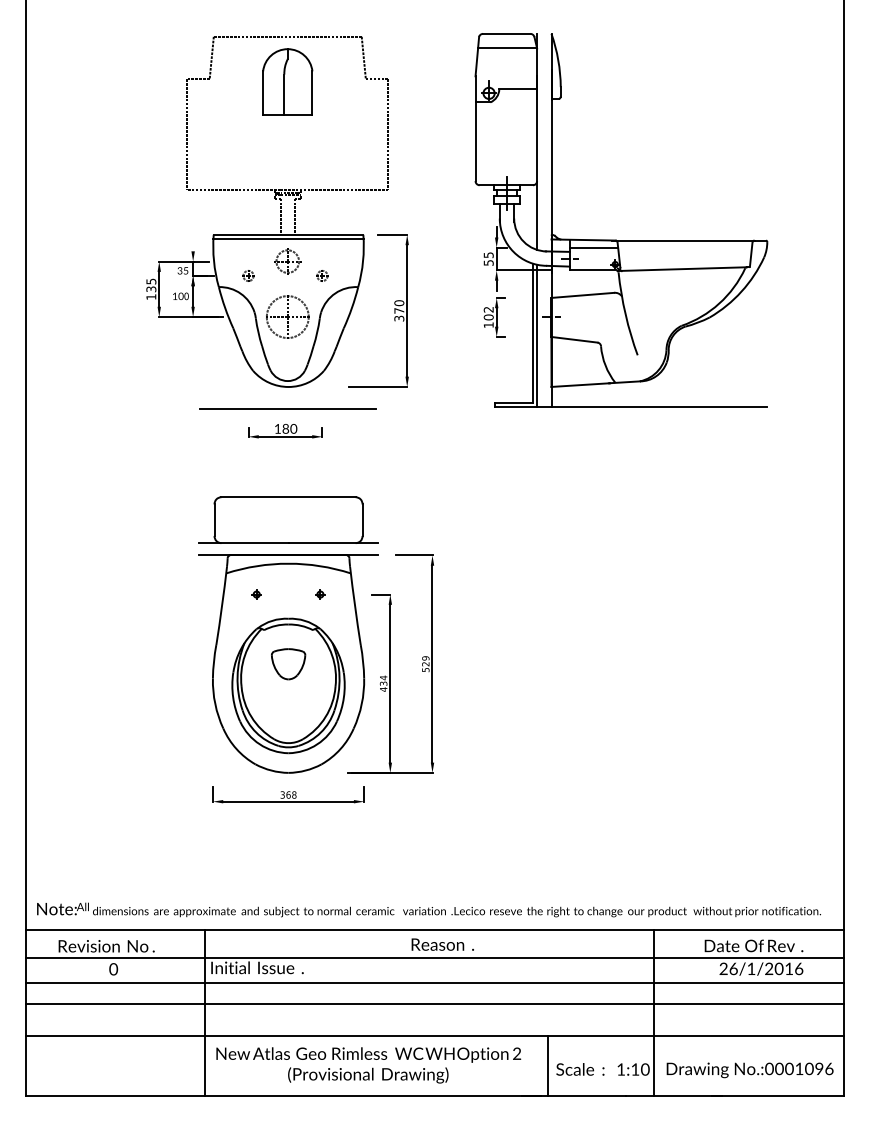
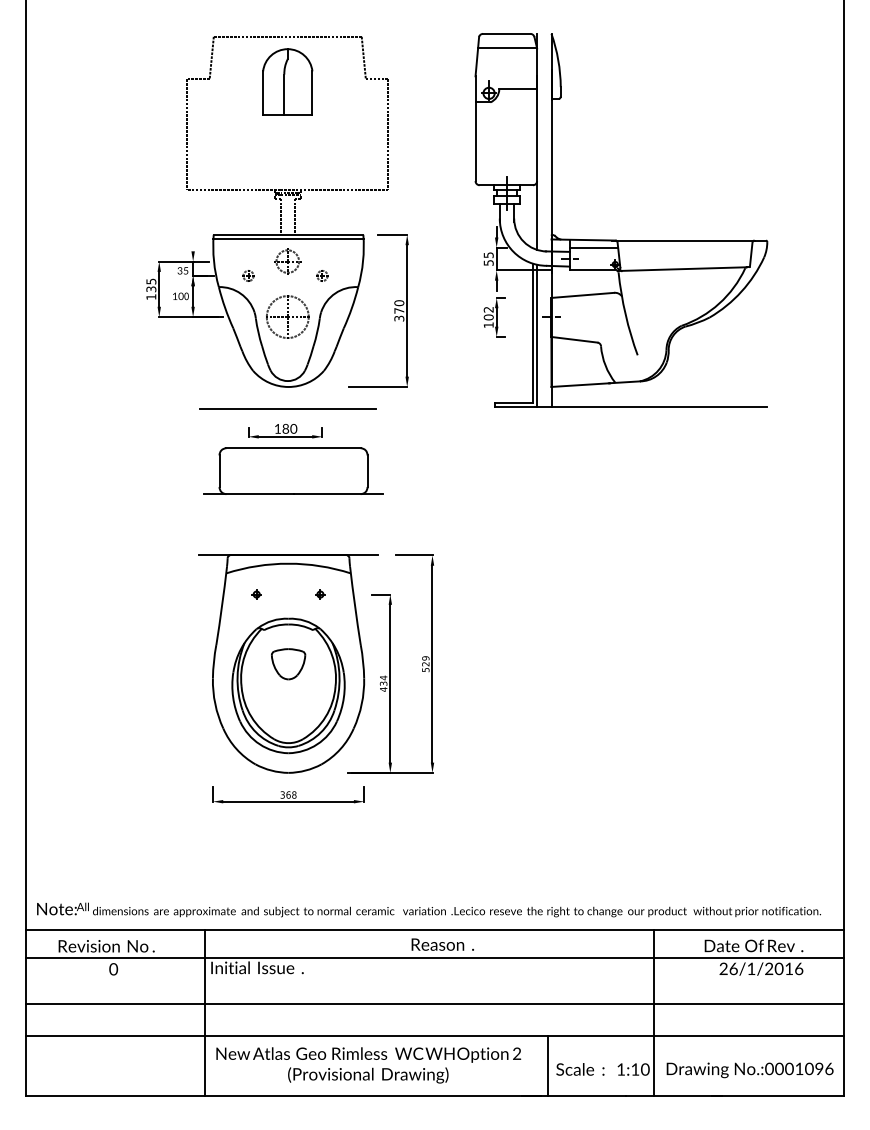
part position: (288, 519) -> (293, 470) (293, 470)
line: present -> none (434, 982)
